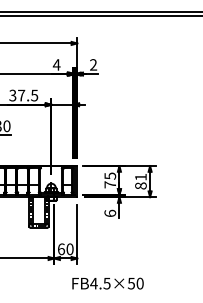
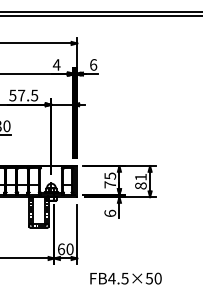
text: 2 -> 6 (93, 64)
text: 37.5 -> 57.5 (12, 94)
text position: (107, 283) -> (125, 278) (125, 278)
